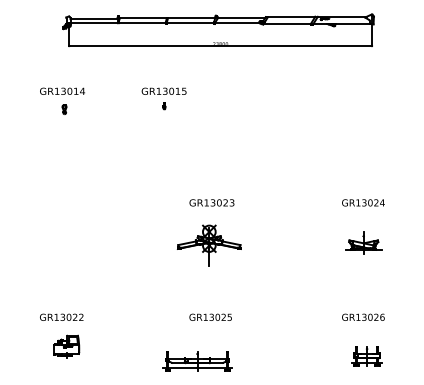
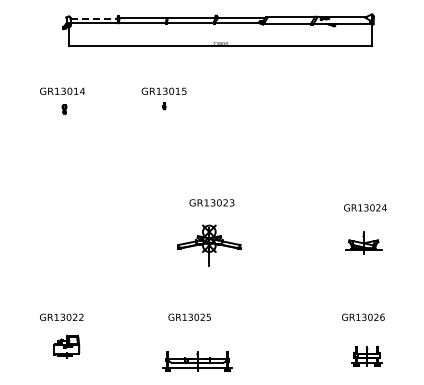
line: solid -> dashed (94, 18)
text position: (363, 202) -> (365, 207) (365, 207)
text position: (210, 316) -> (189, 316) (189, 316)
